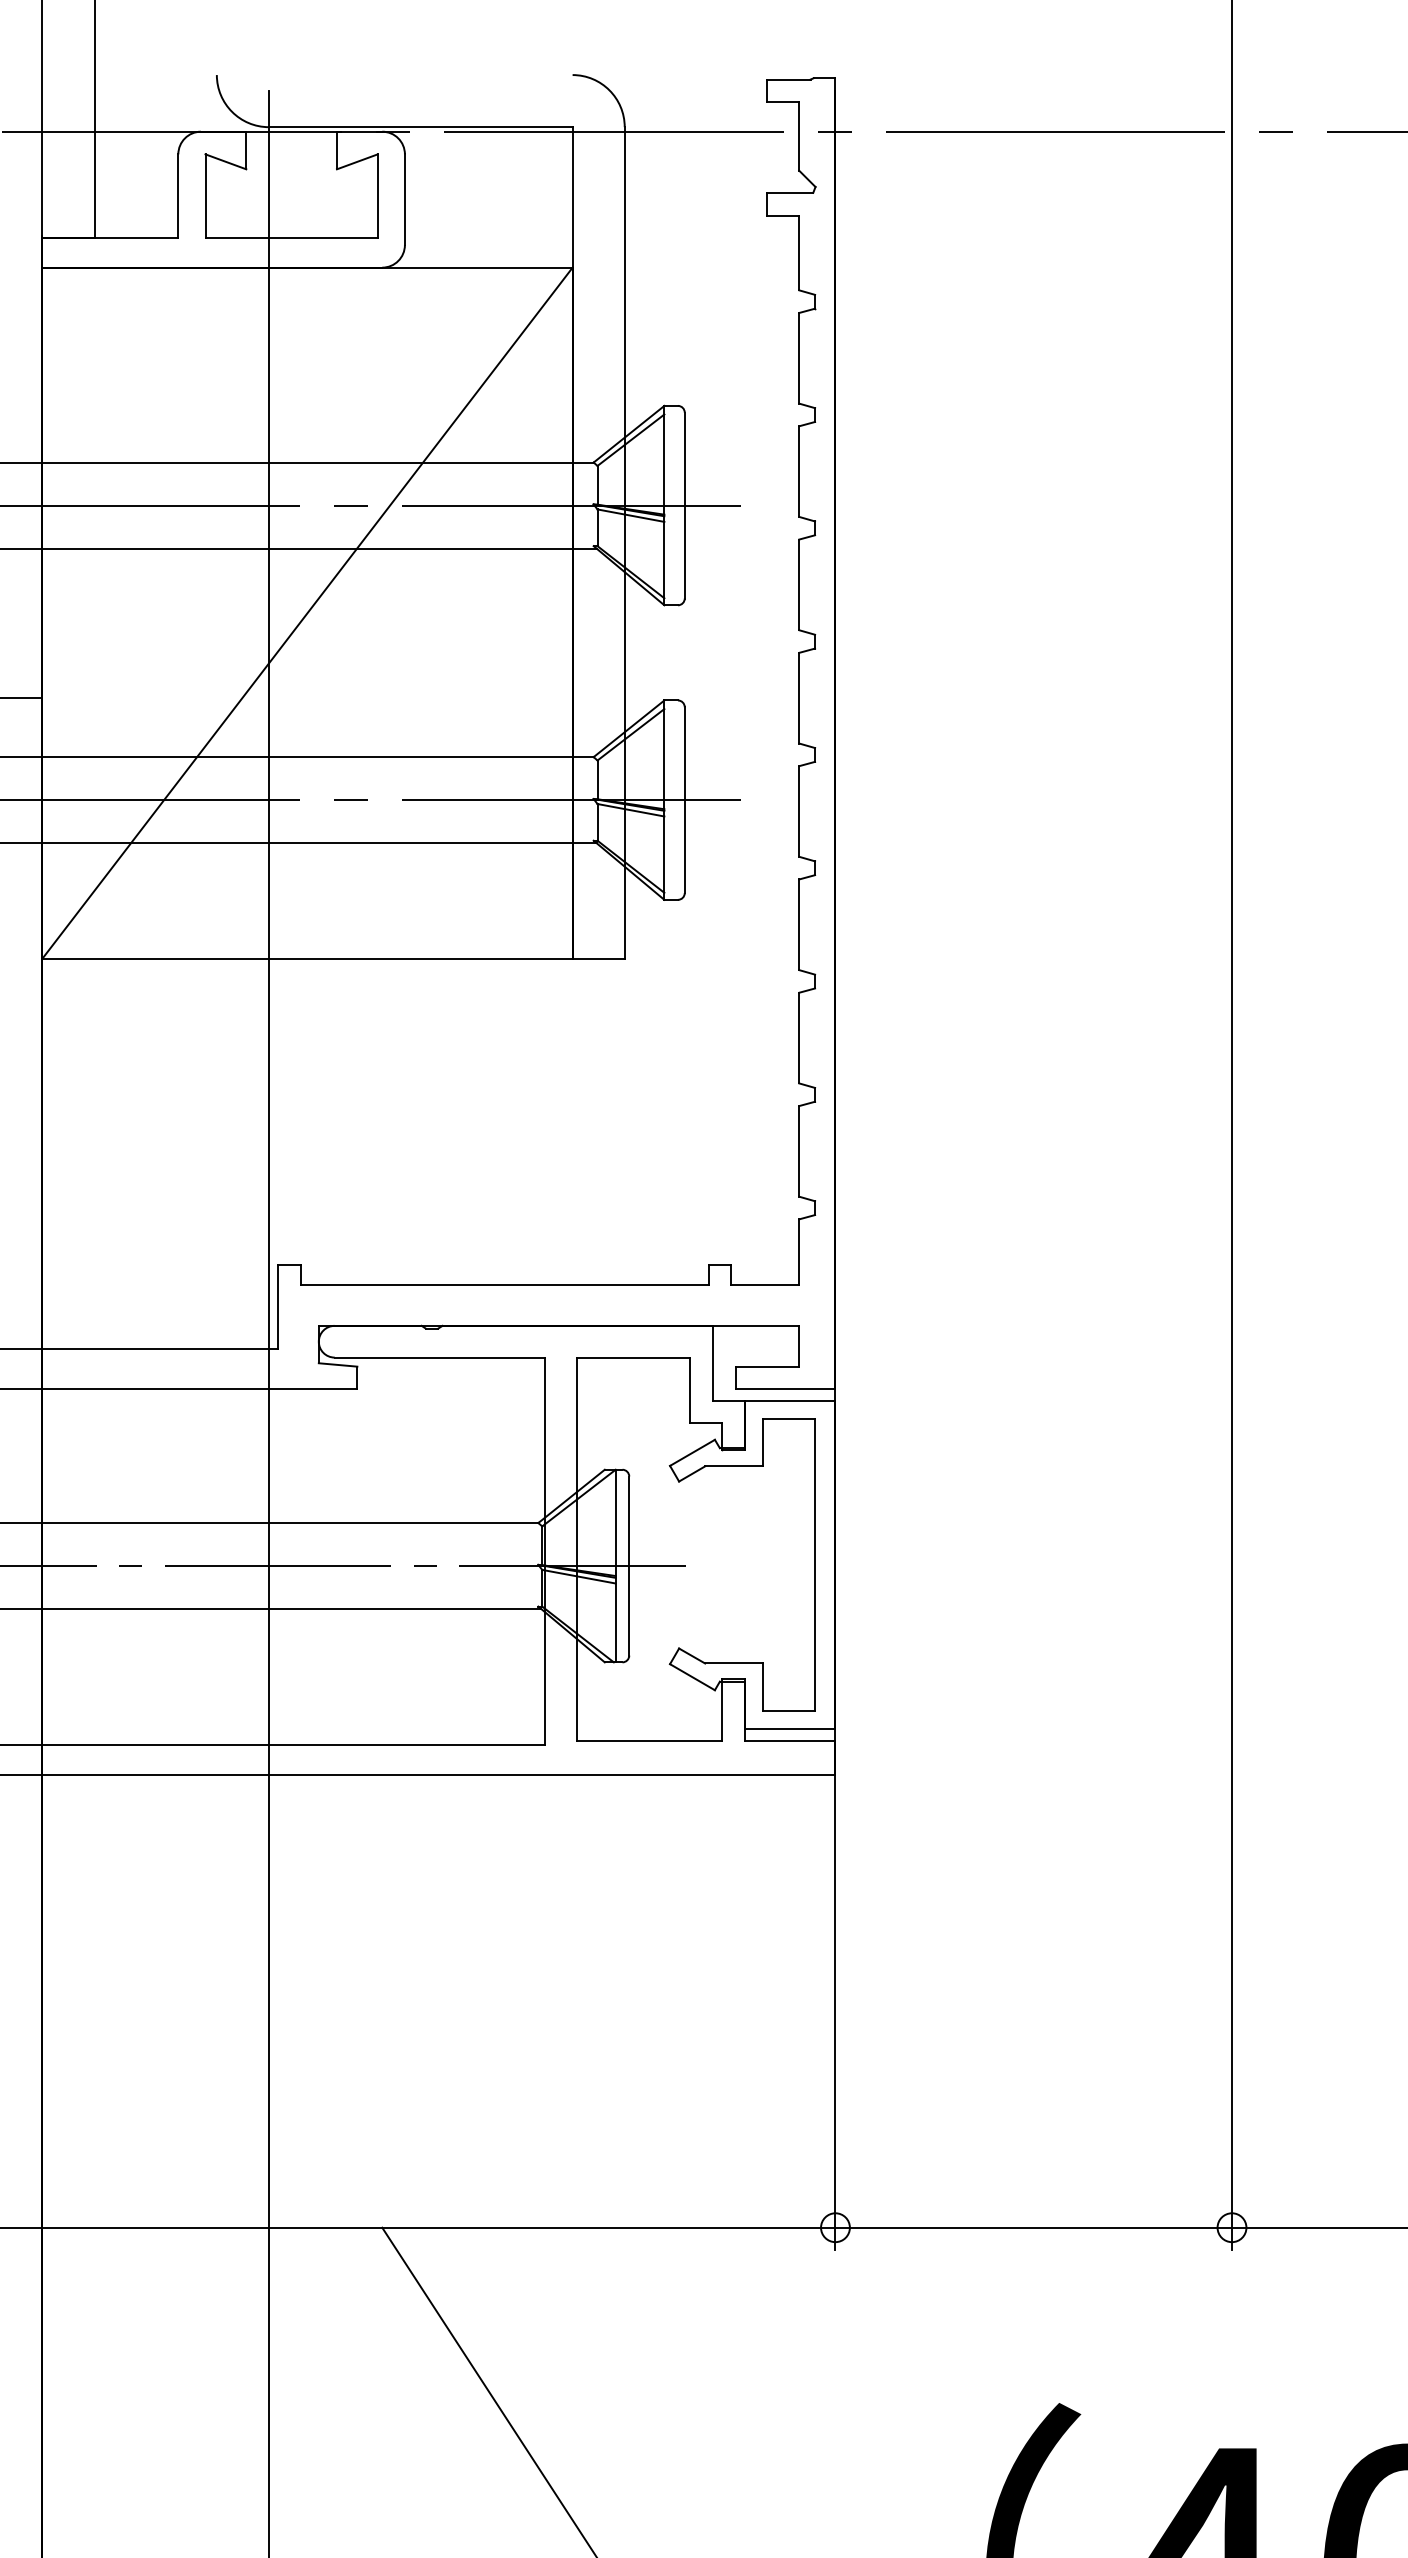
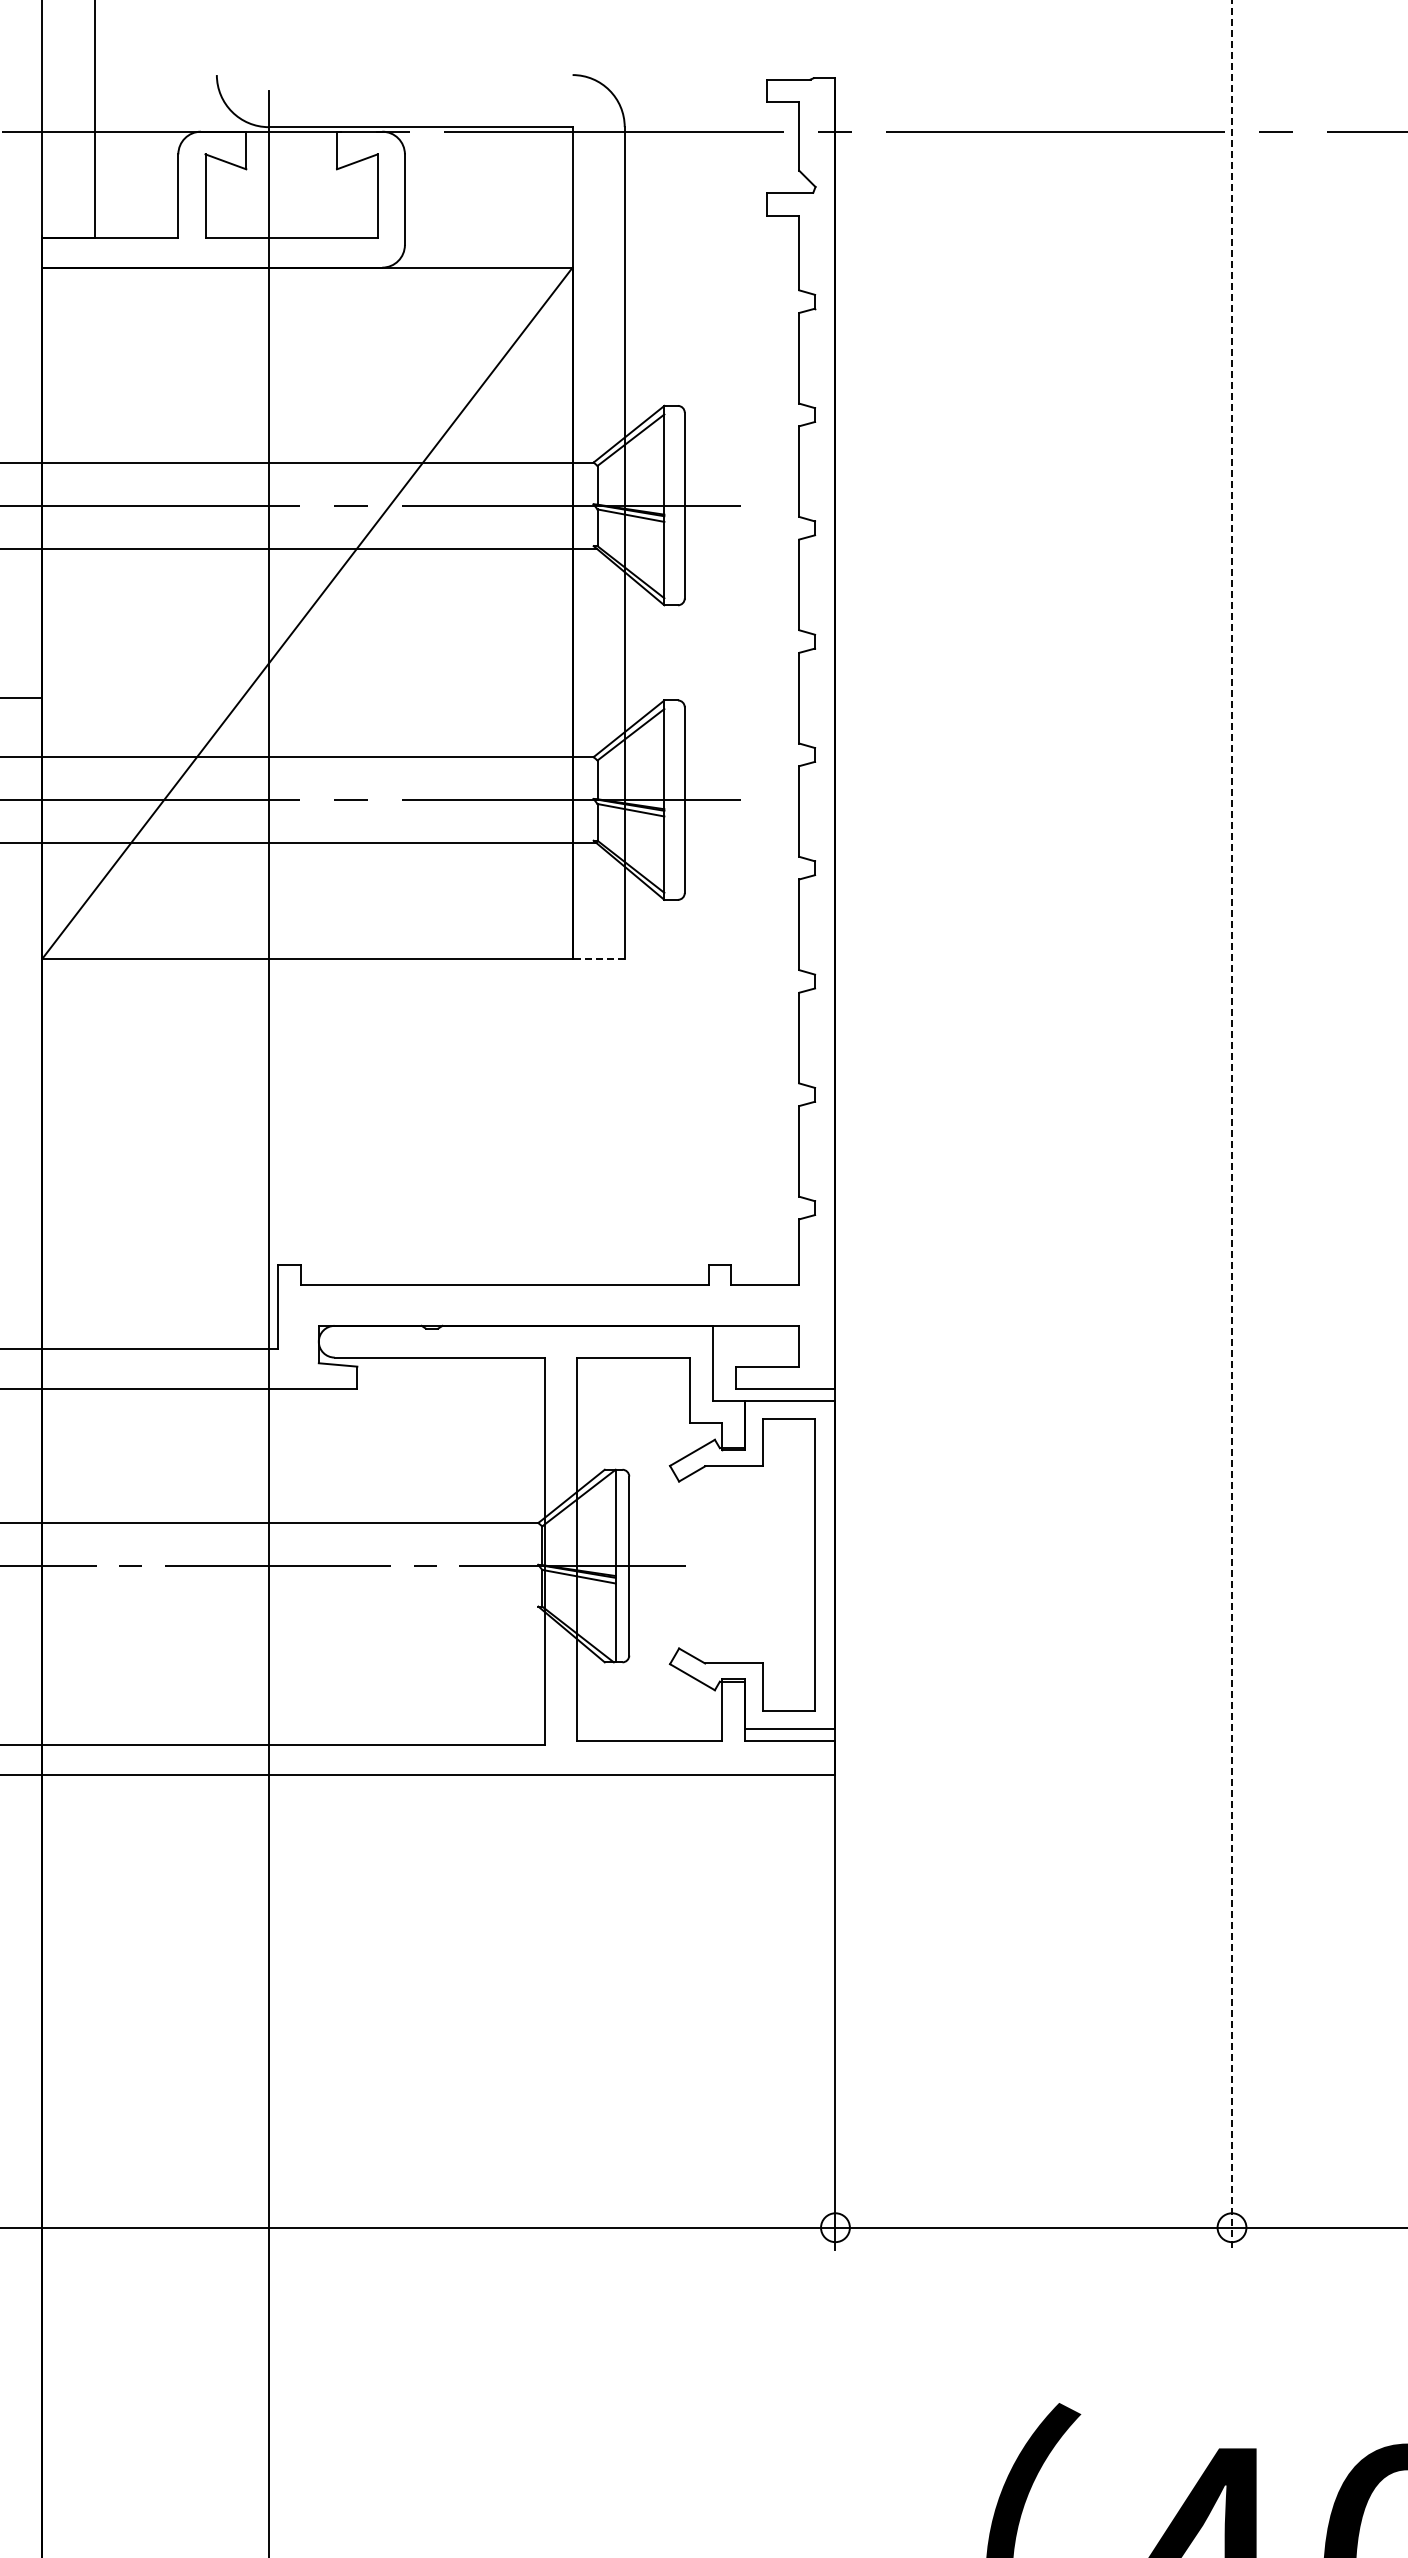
line: solid -> dashed (598, 958)
line: solid -> dashed (1232, 1125)
line: present -> none (271, 1609)
line: present -> none (488, 2390)
